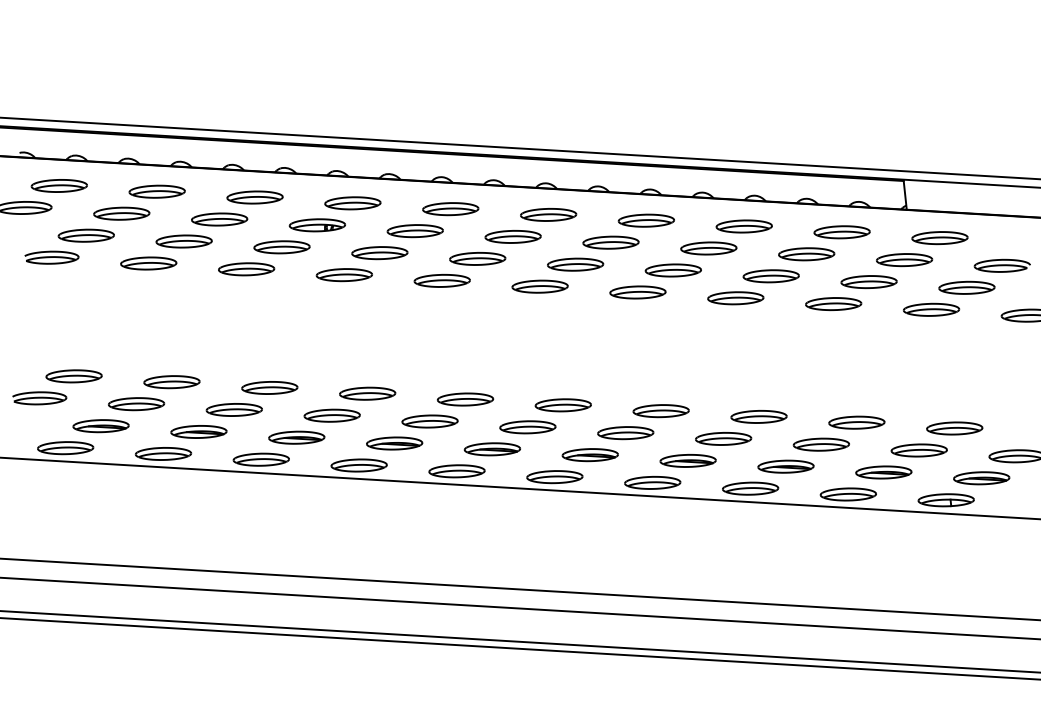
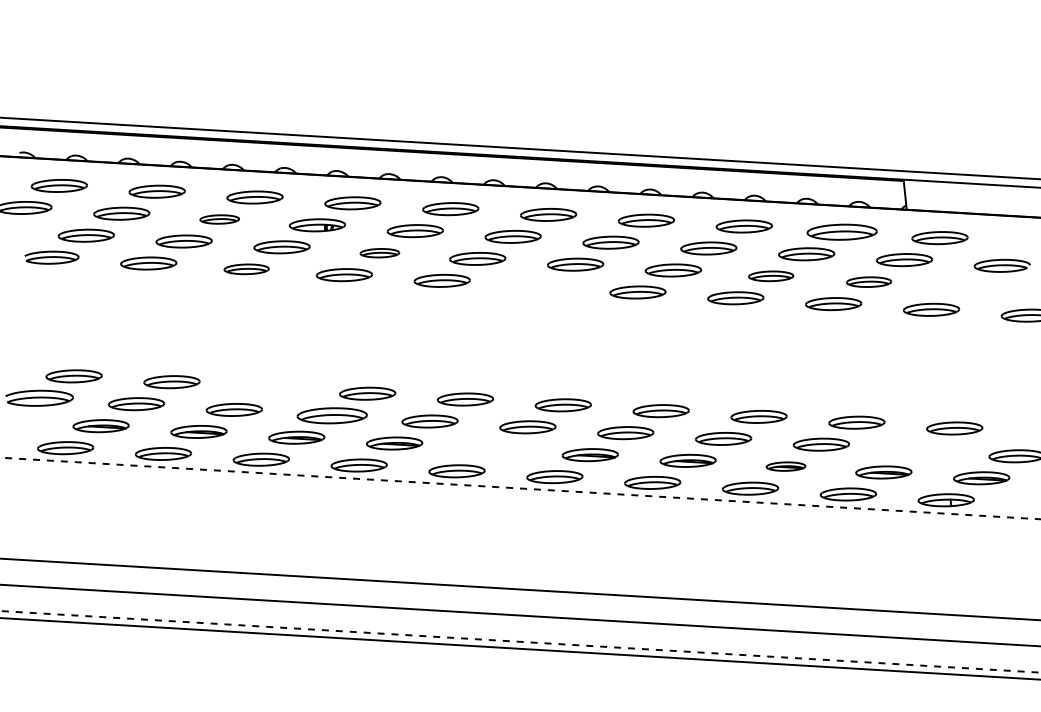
part size: 58x15 px -> 41x11 px (219, 219)
part size: 58x15 px -> 72x18 px (841, 231)
part size: 58x15 px -> 42x11 px (379, 253)
part size: 58x15 px -> 47x13 px (246, 269)
part size: 58x15 px -> 47x13 px (771, 276)
part size: 58x15 px -> 47x12 px (869, 281)
part: present -> none (539, 286)
part: present -> none (966, 287)
part: present -> none (269, 387)
part size: 56x15 px -> 69x18 px (39, 397)
part size: 58x15 px -> 72x18 px (331, 415)
part: present -> none (491, 449)
part: present -> none (918, 450)
part size: 58x15 px -> 42x11 px (785, 466)
line: solid -> dashed (520, 488)
line position: (519, 608) -> (519, 615) (519, 615)
line: solid -> dashed (520, 641)
